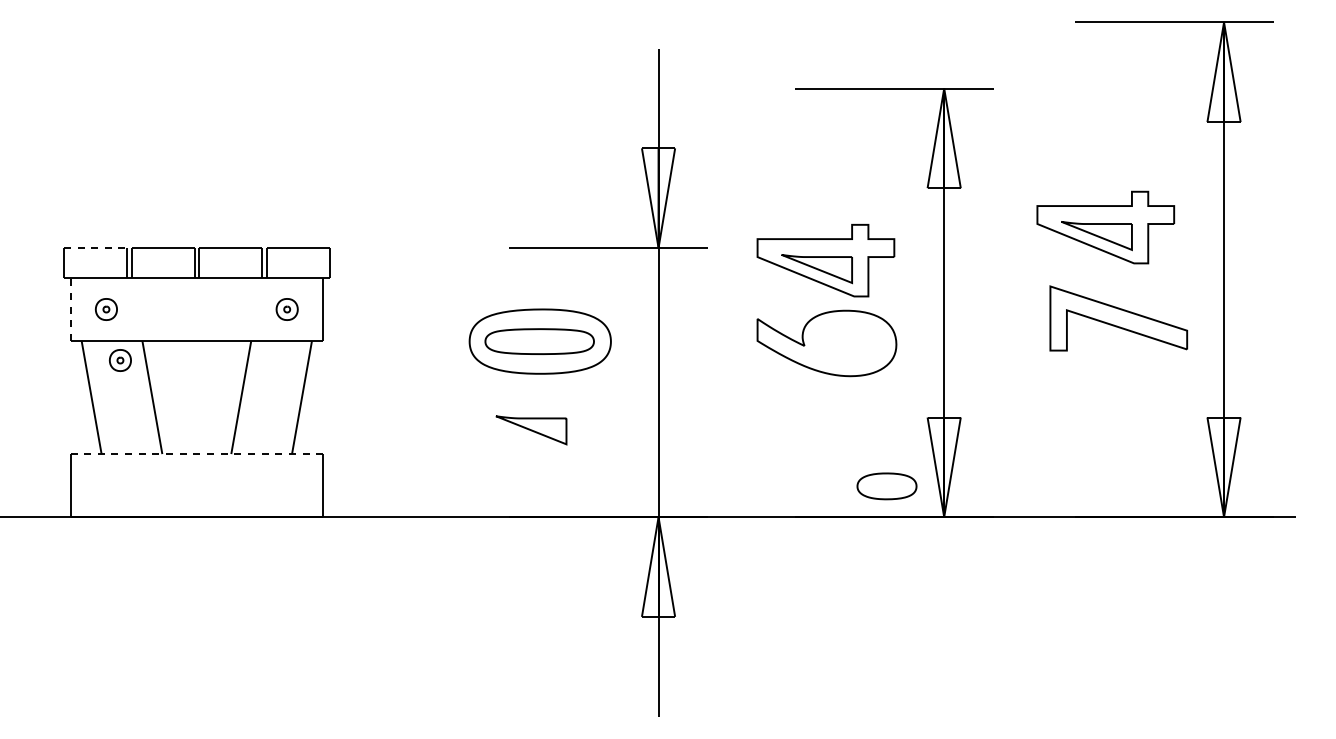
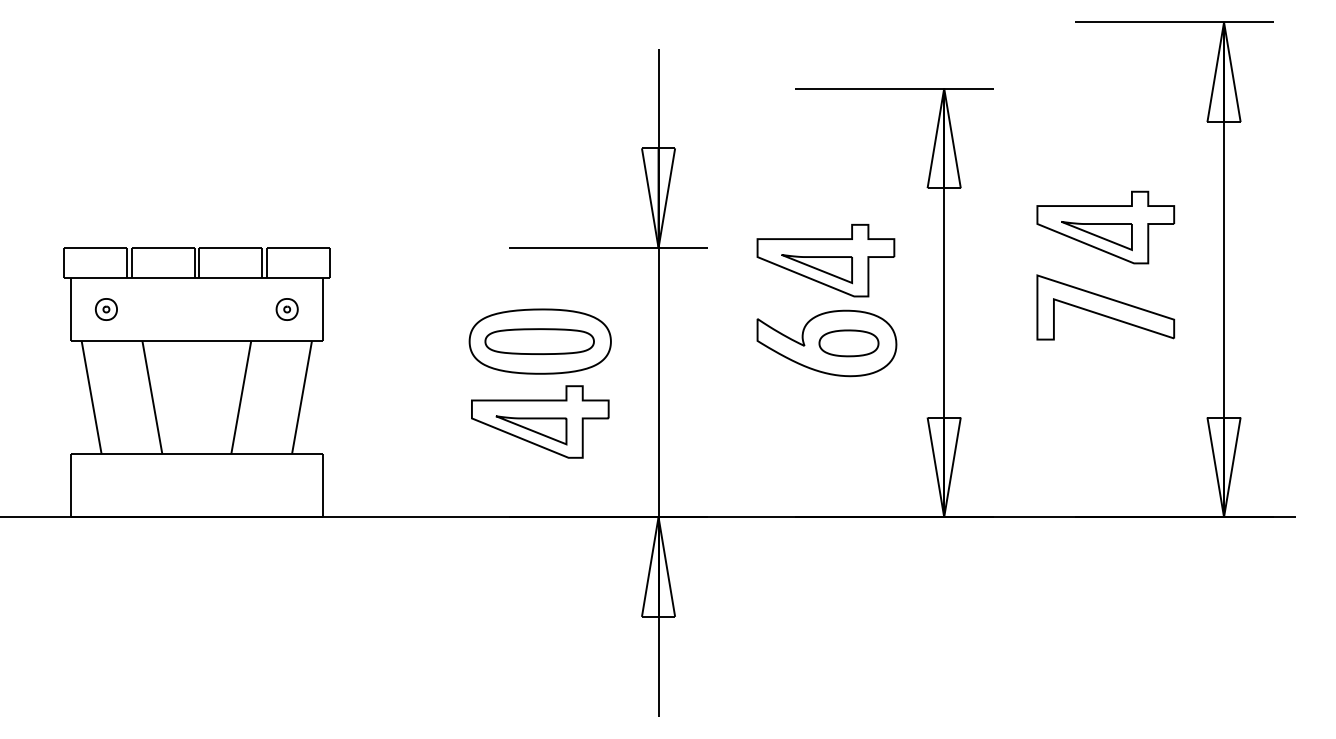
line: dashed -> solid (95, 248)
line: dashed -> solid (70, 309)
part position: (1118, 318) -> (1105, 307) (1105, 307)
part: present -> none (119, 360)
part: none -> present (540, 421)
line: dashed -> solid (197, 454)
part position: (886, 486) -> (848, 343) (848, 343)
